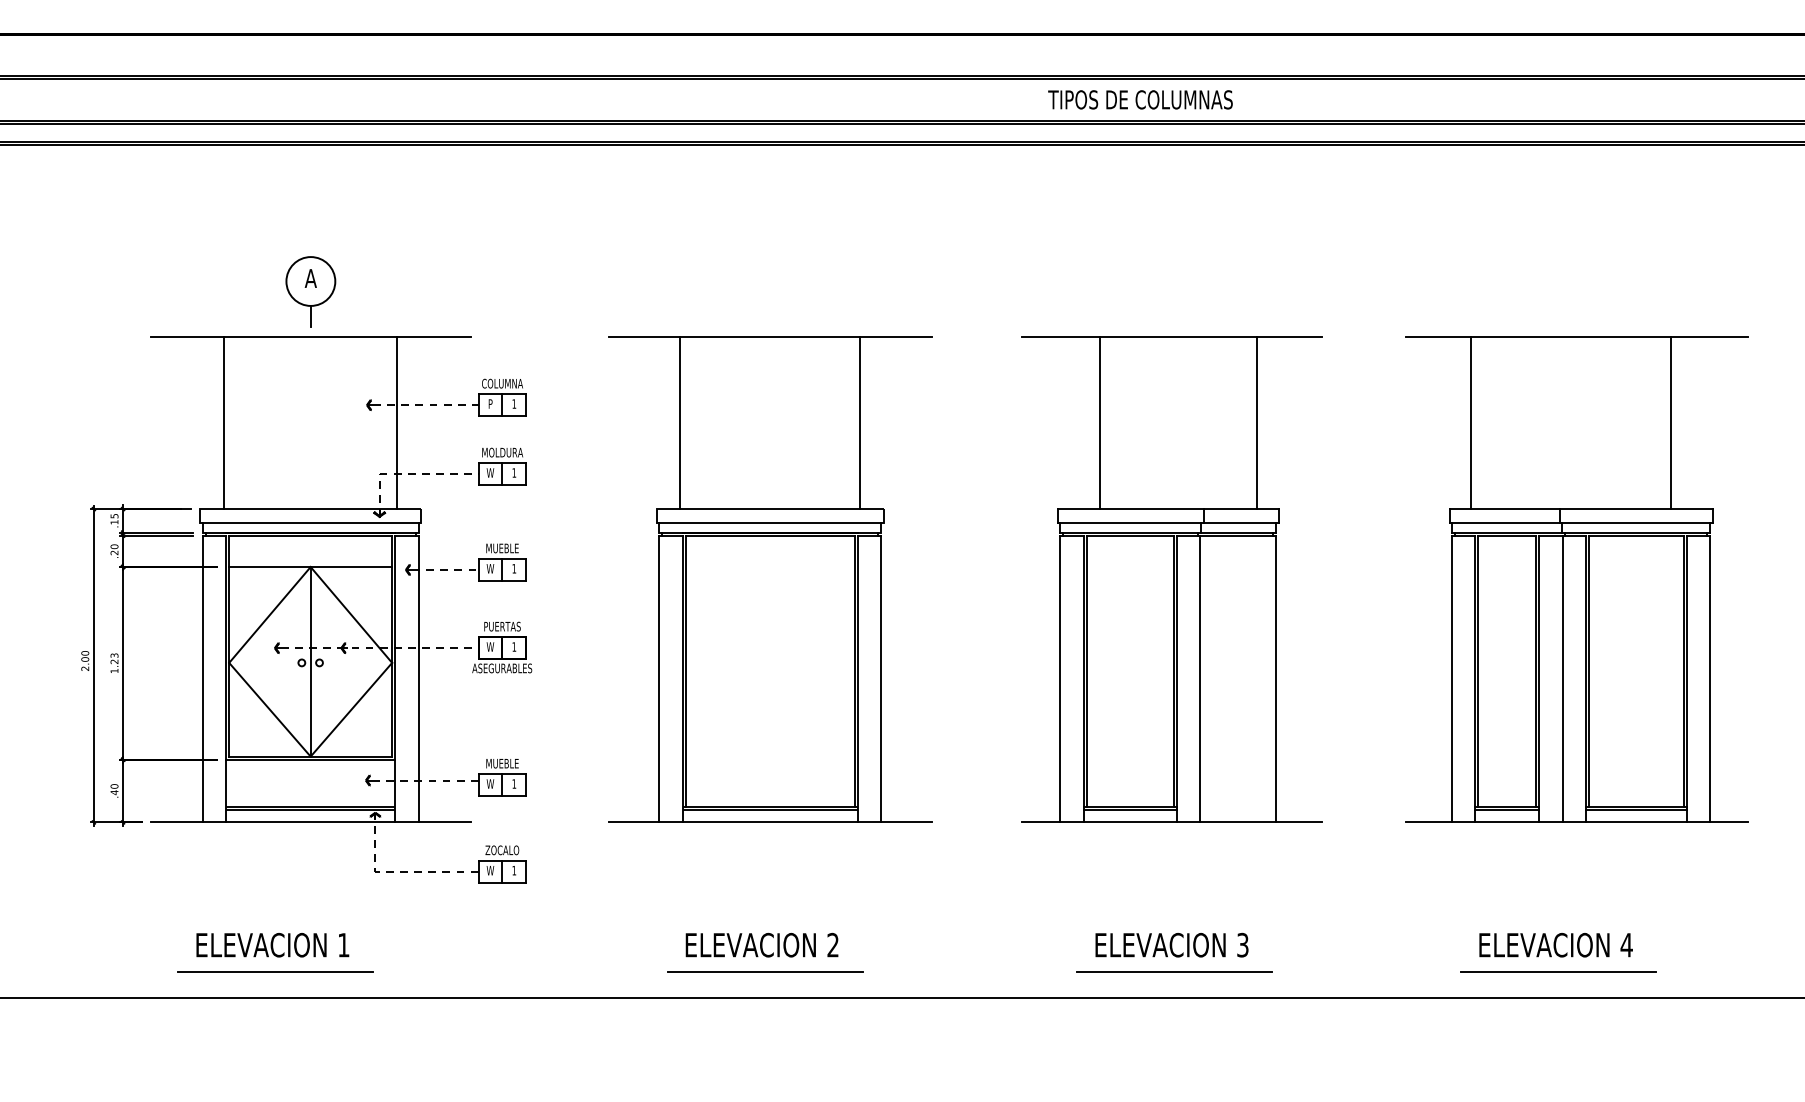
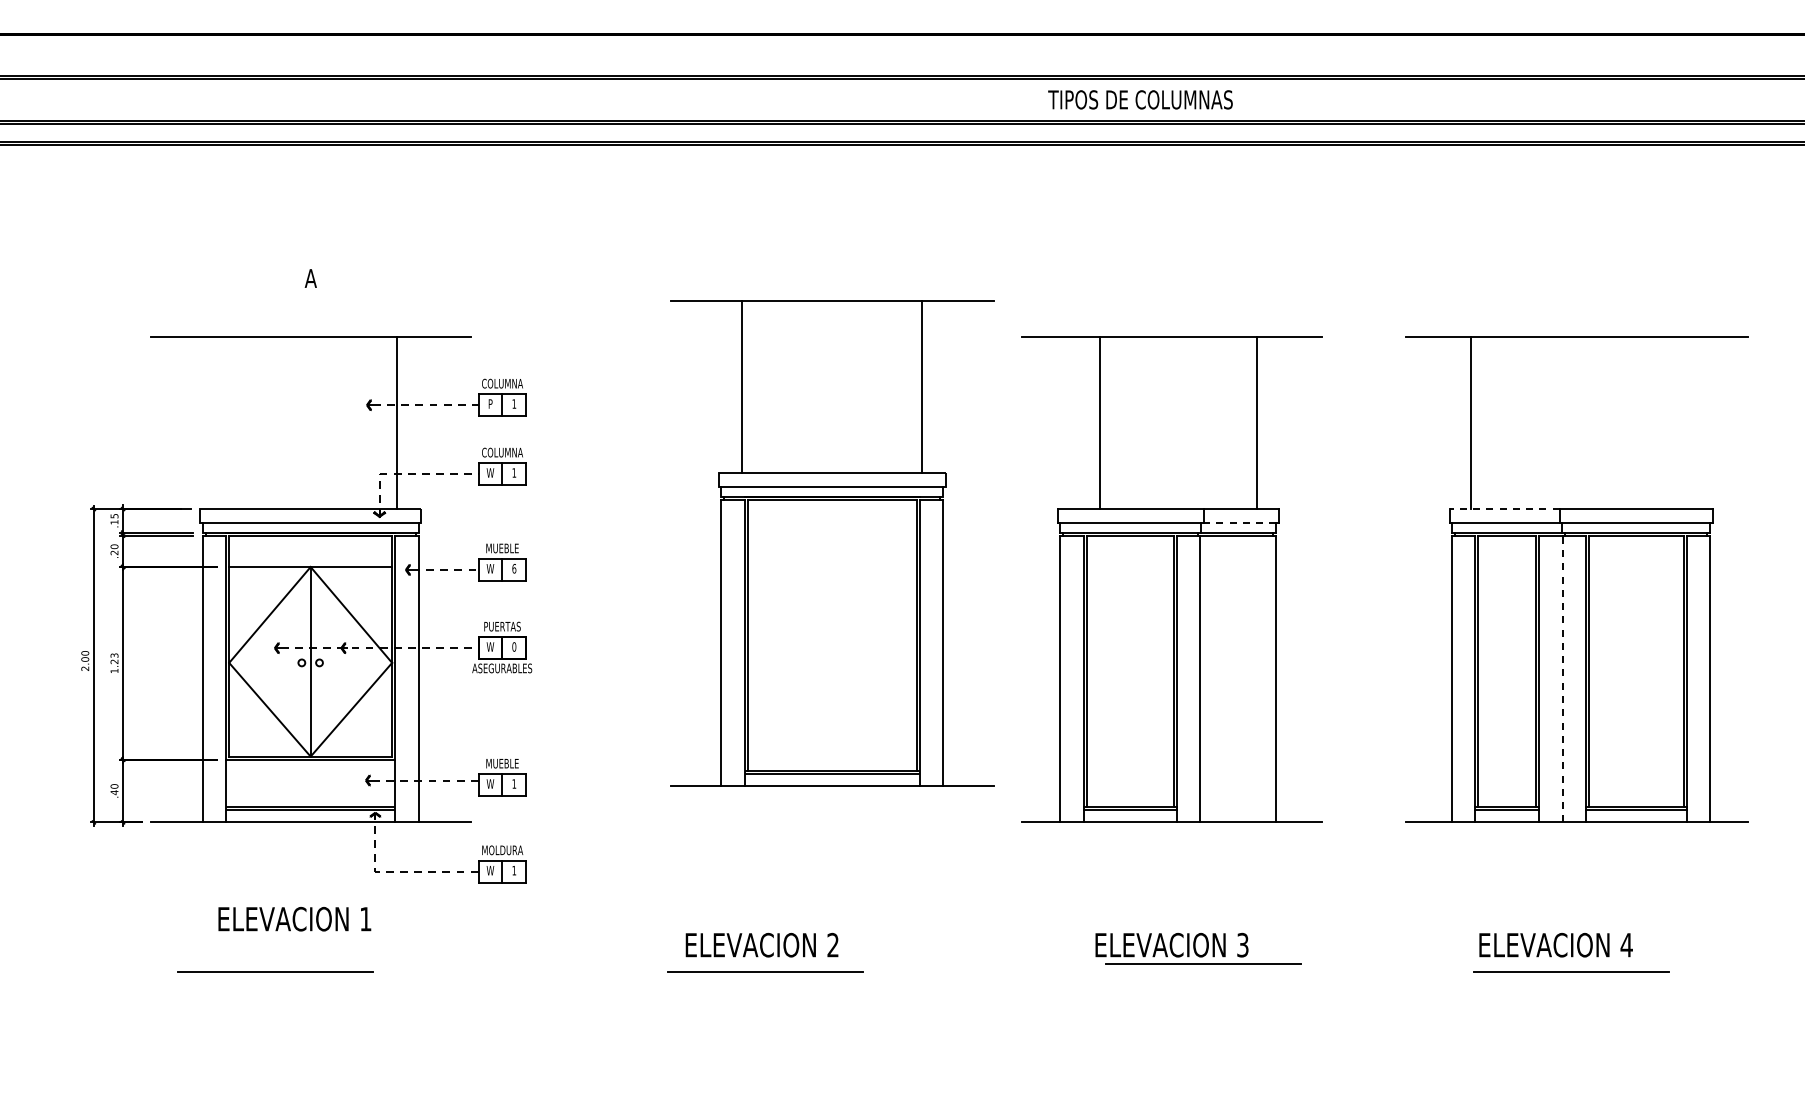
part: present -> none (310, 291)
line: present -> none (223, 422)
line: present -> none (1670, 422)
text: MOLDURA -> COLUMNA (499, 452)
line: solid -> dashed (1504, 509)
line: solid -> dashed (1239, 523)
text: 1 -> 6 (514, 568)
part position: (770, 579) -> (832, 543) (832, 543)
text: 1 -> 0 (514, 646)
line: solid -> dashed (1562, 678)
text: ZOCALO -> MOLDURA (502, 850)
text position: (272, 945) -> (294, 919) (294, 919)
line position: (1174, 971) -> (1203, 963) (1203, 963)
line position: (1558, 971) -> (1571, 971) (1571, 971)
line: present -> none (901, 997)
